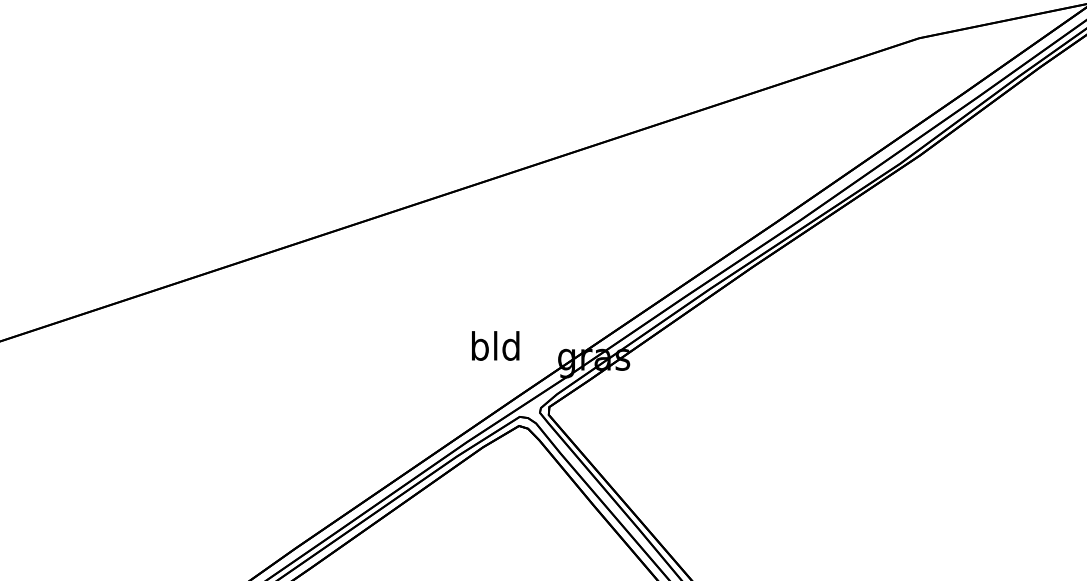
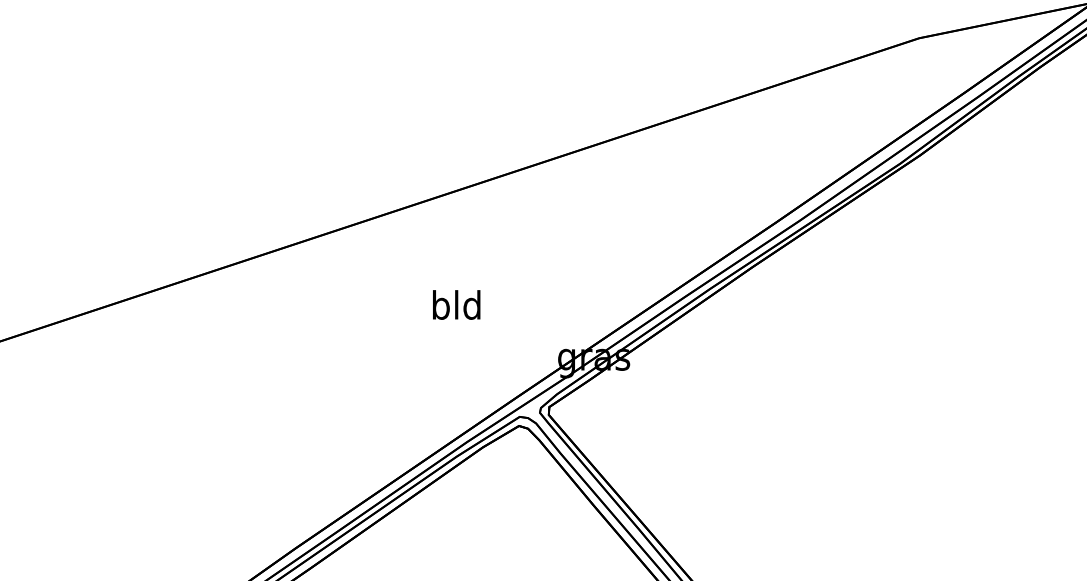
text position: (495, 345) -> (456, 304) (456, 304)
